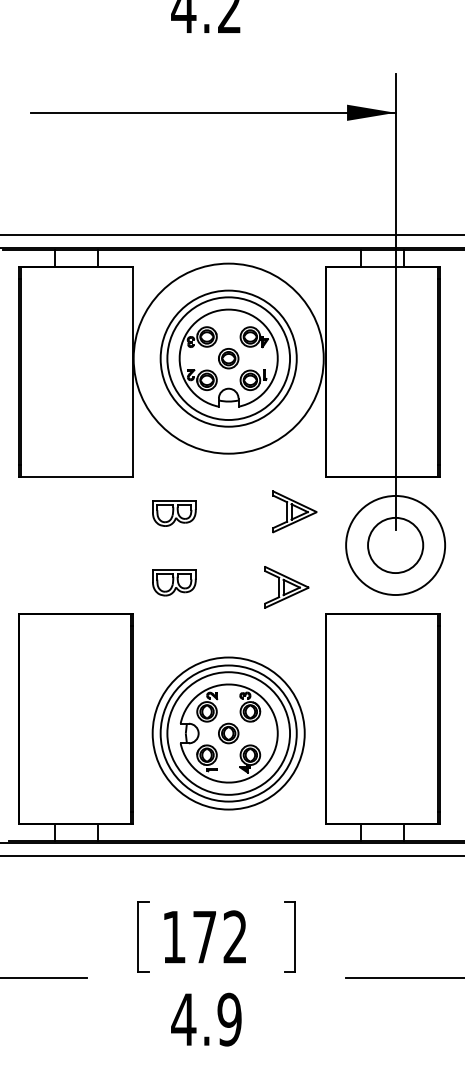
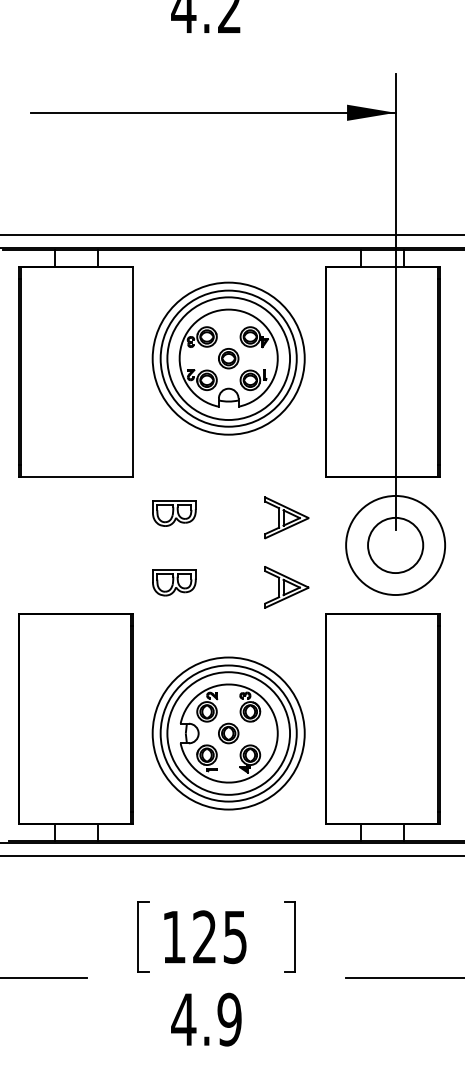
circle diameter: 190 px -> 152 px (228, 358)
part position: (294, 511) -> (286, 517) (286, 517)
text: 172 -> 125 (219, 937)
